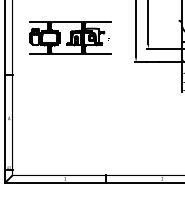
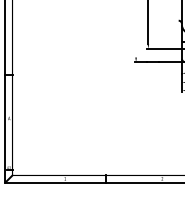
line: present -> none (136, 29)
part: present -> none (70, 37)
